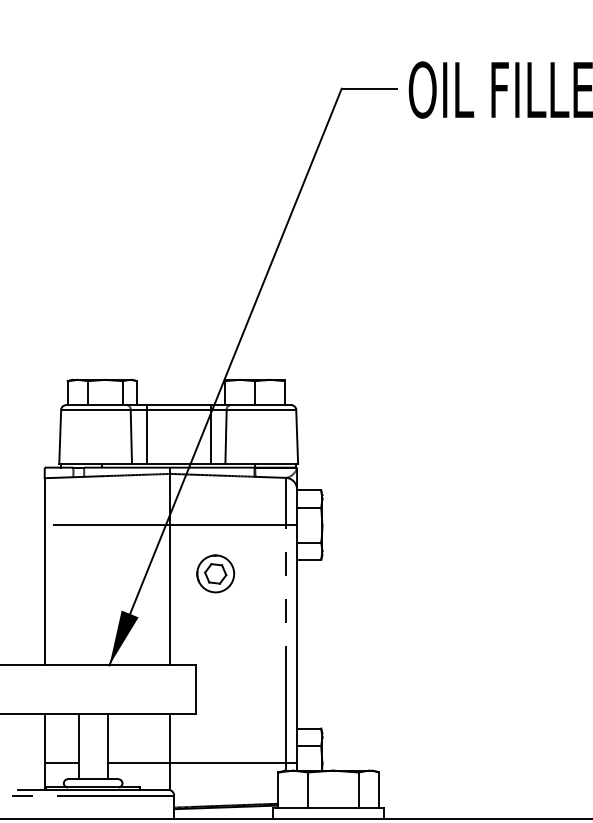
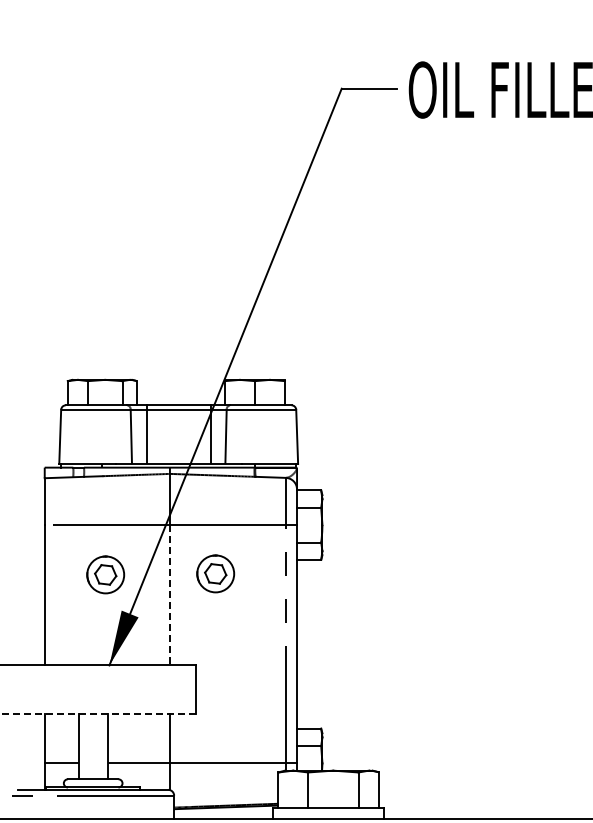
part: none -> present (105, 574)
line: solid -> dashed (169, 595)
line: solid -> dashed (98, 713)
